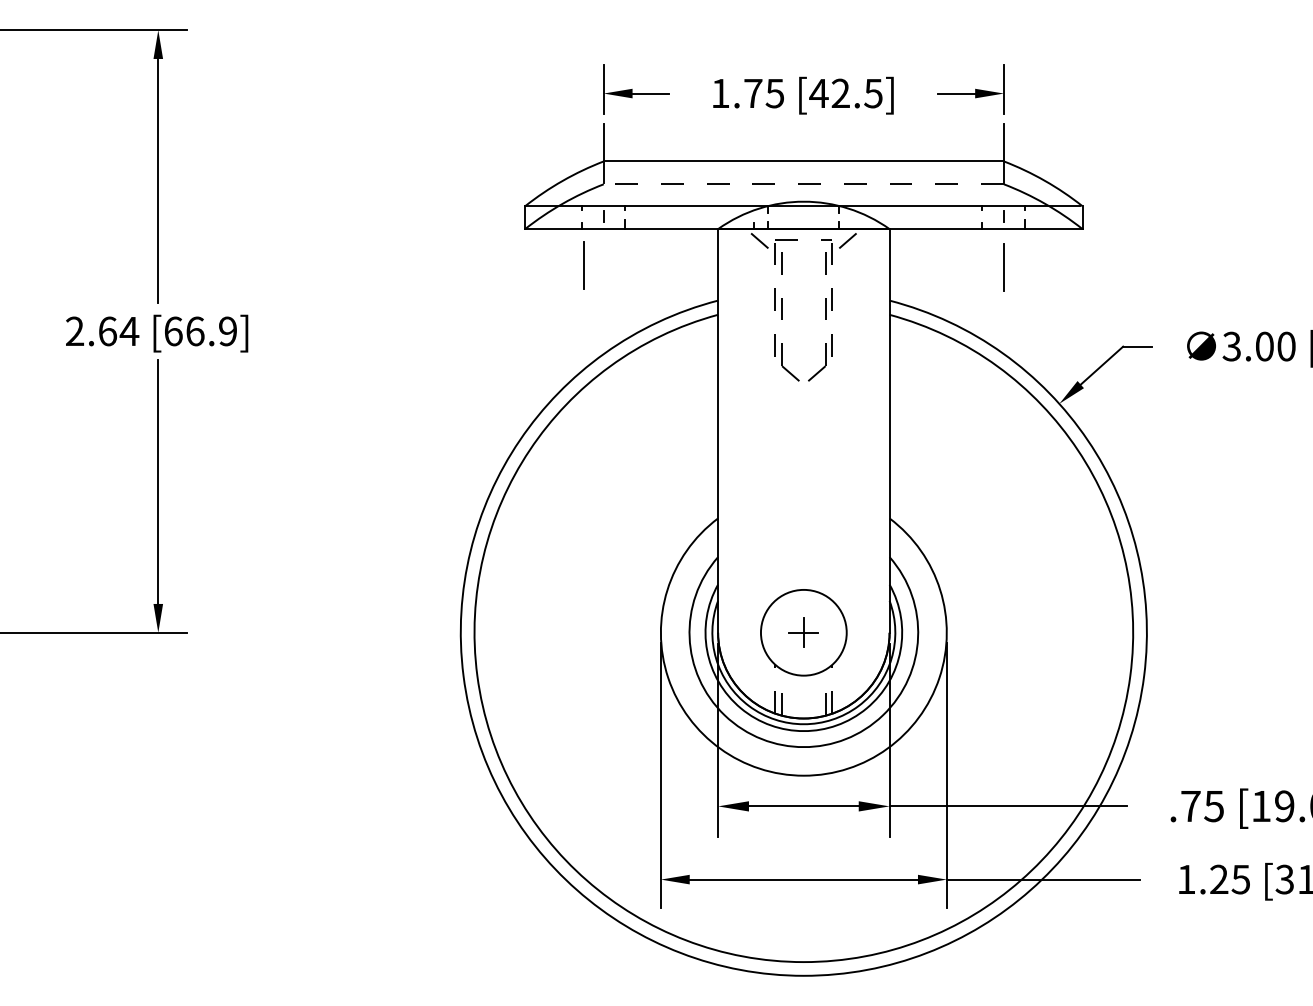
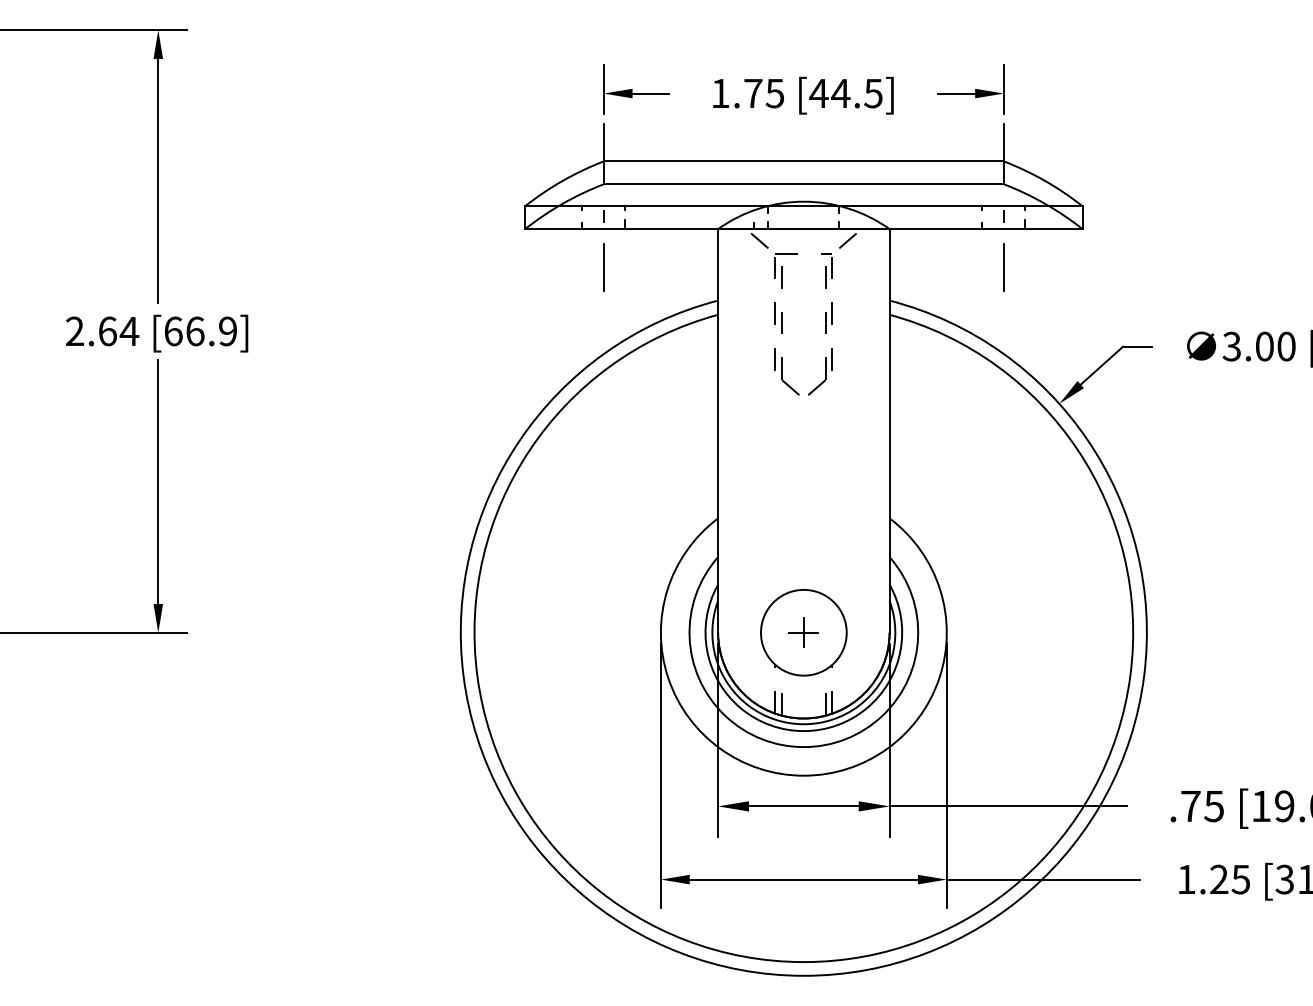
text: [42.5] -> [44.5] (840, 92)
line: dashed -> solid (803, 184)
line position: (583, 265) -> (603, 267) (603, 267)
part position: (782, 310) -> (782, 324) (782, 324)
